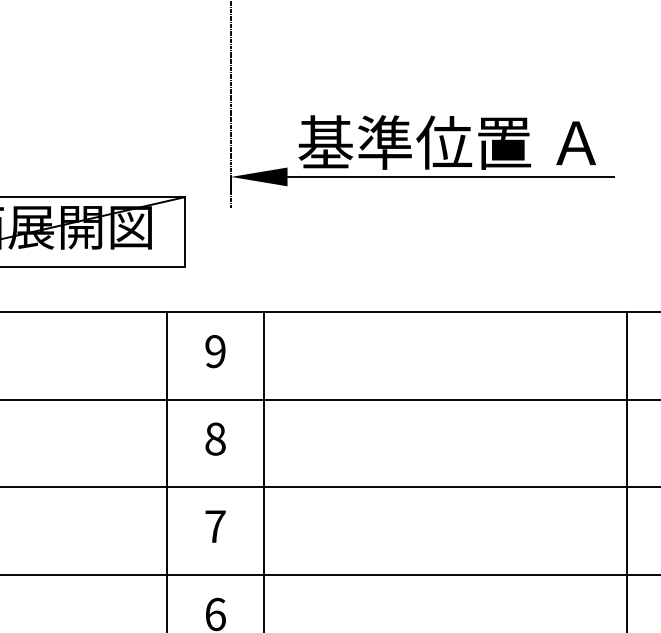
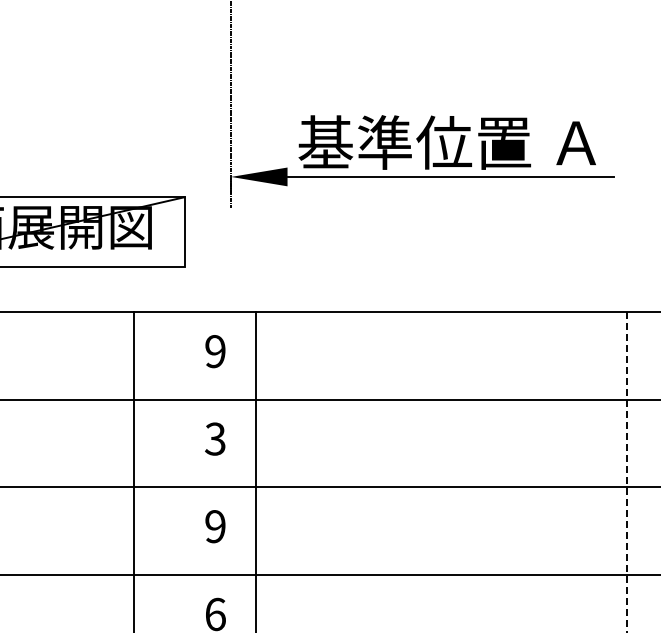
text: 8 -> 3 (215, 438)
line position: (167, 470) -> (134, 470) (134, 470)
line position: (264, 470) -> (256, 470) (256, 470)
line: solid -> dashed (626, 472)
text: 7 -> 9 (215, 526)
